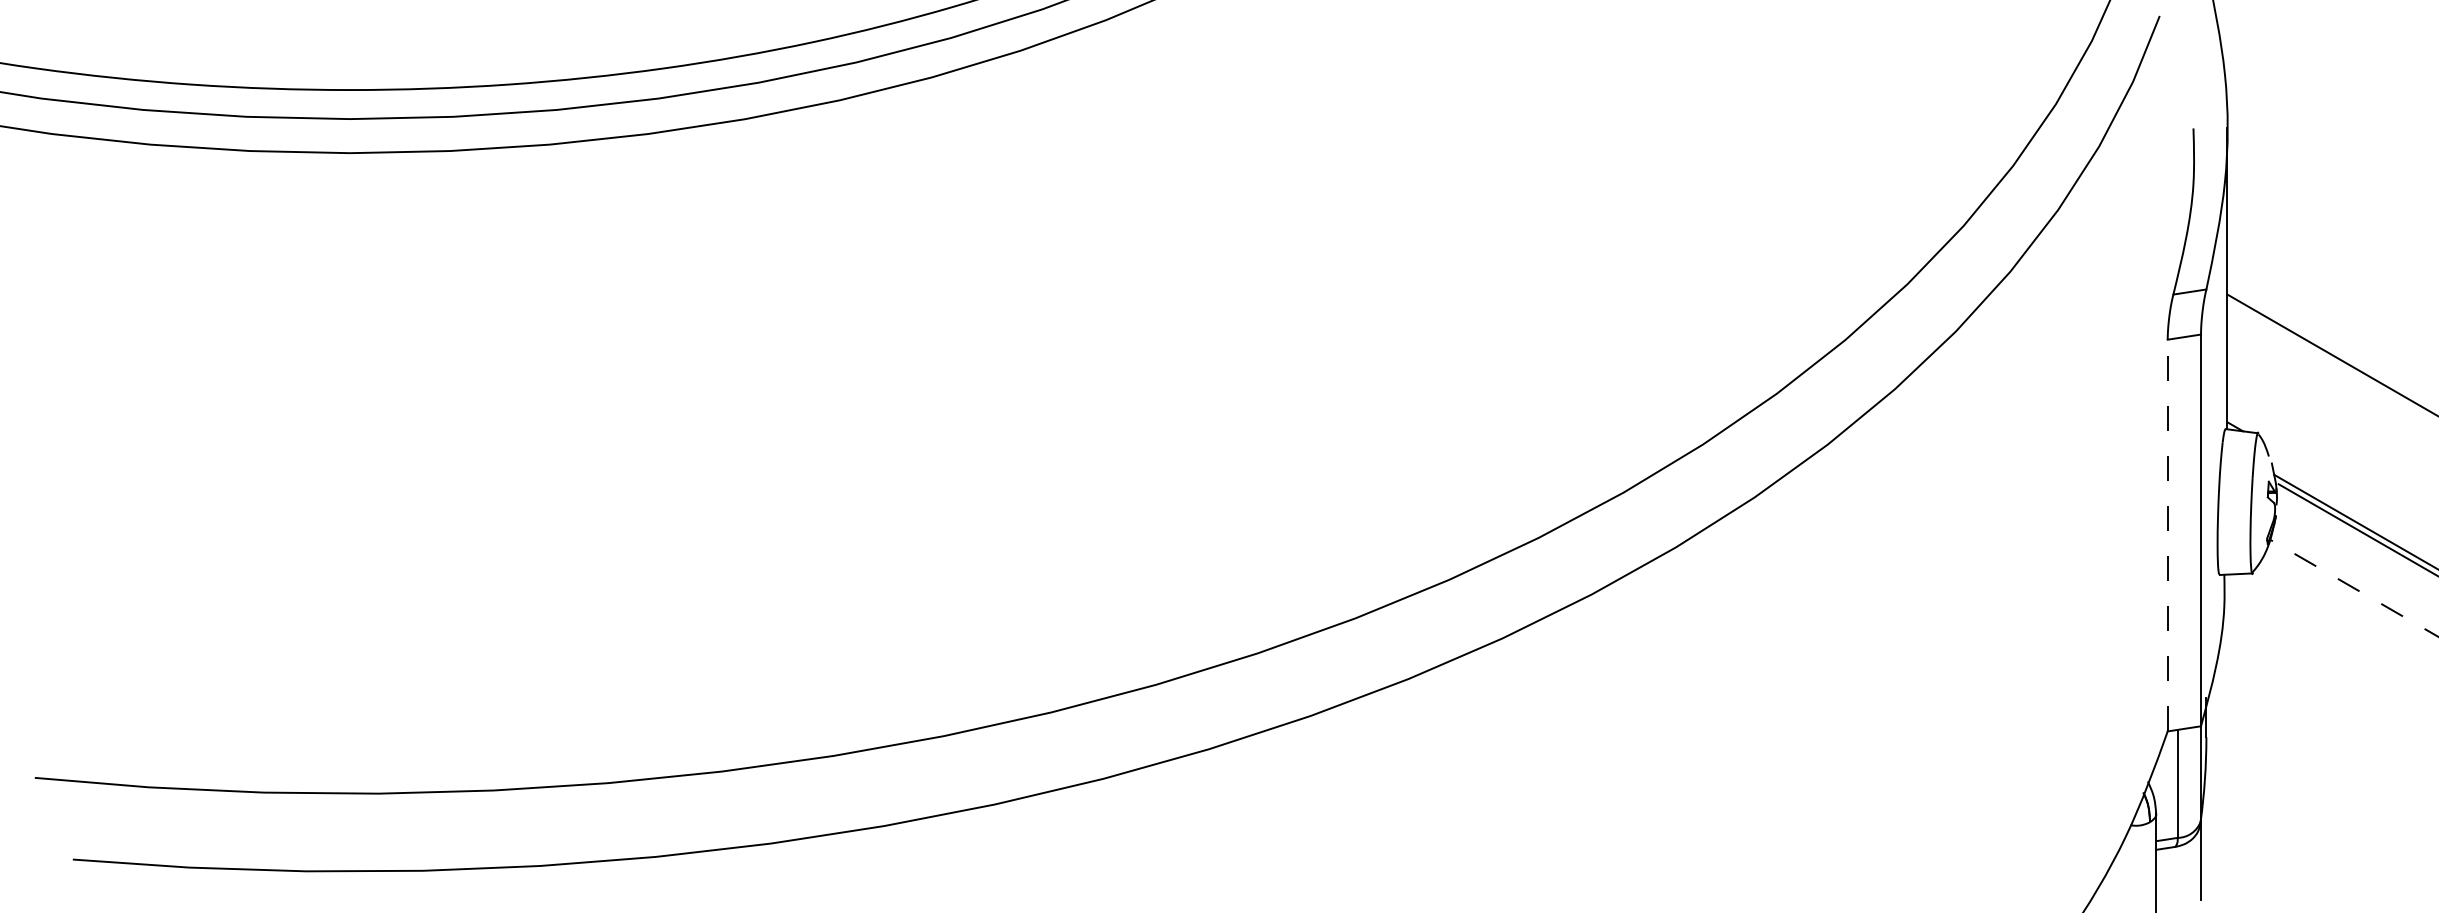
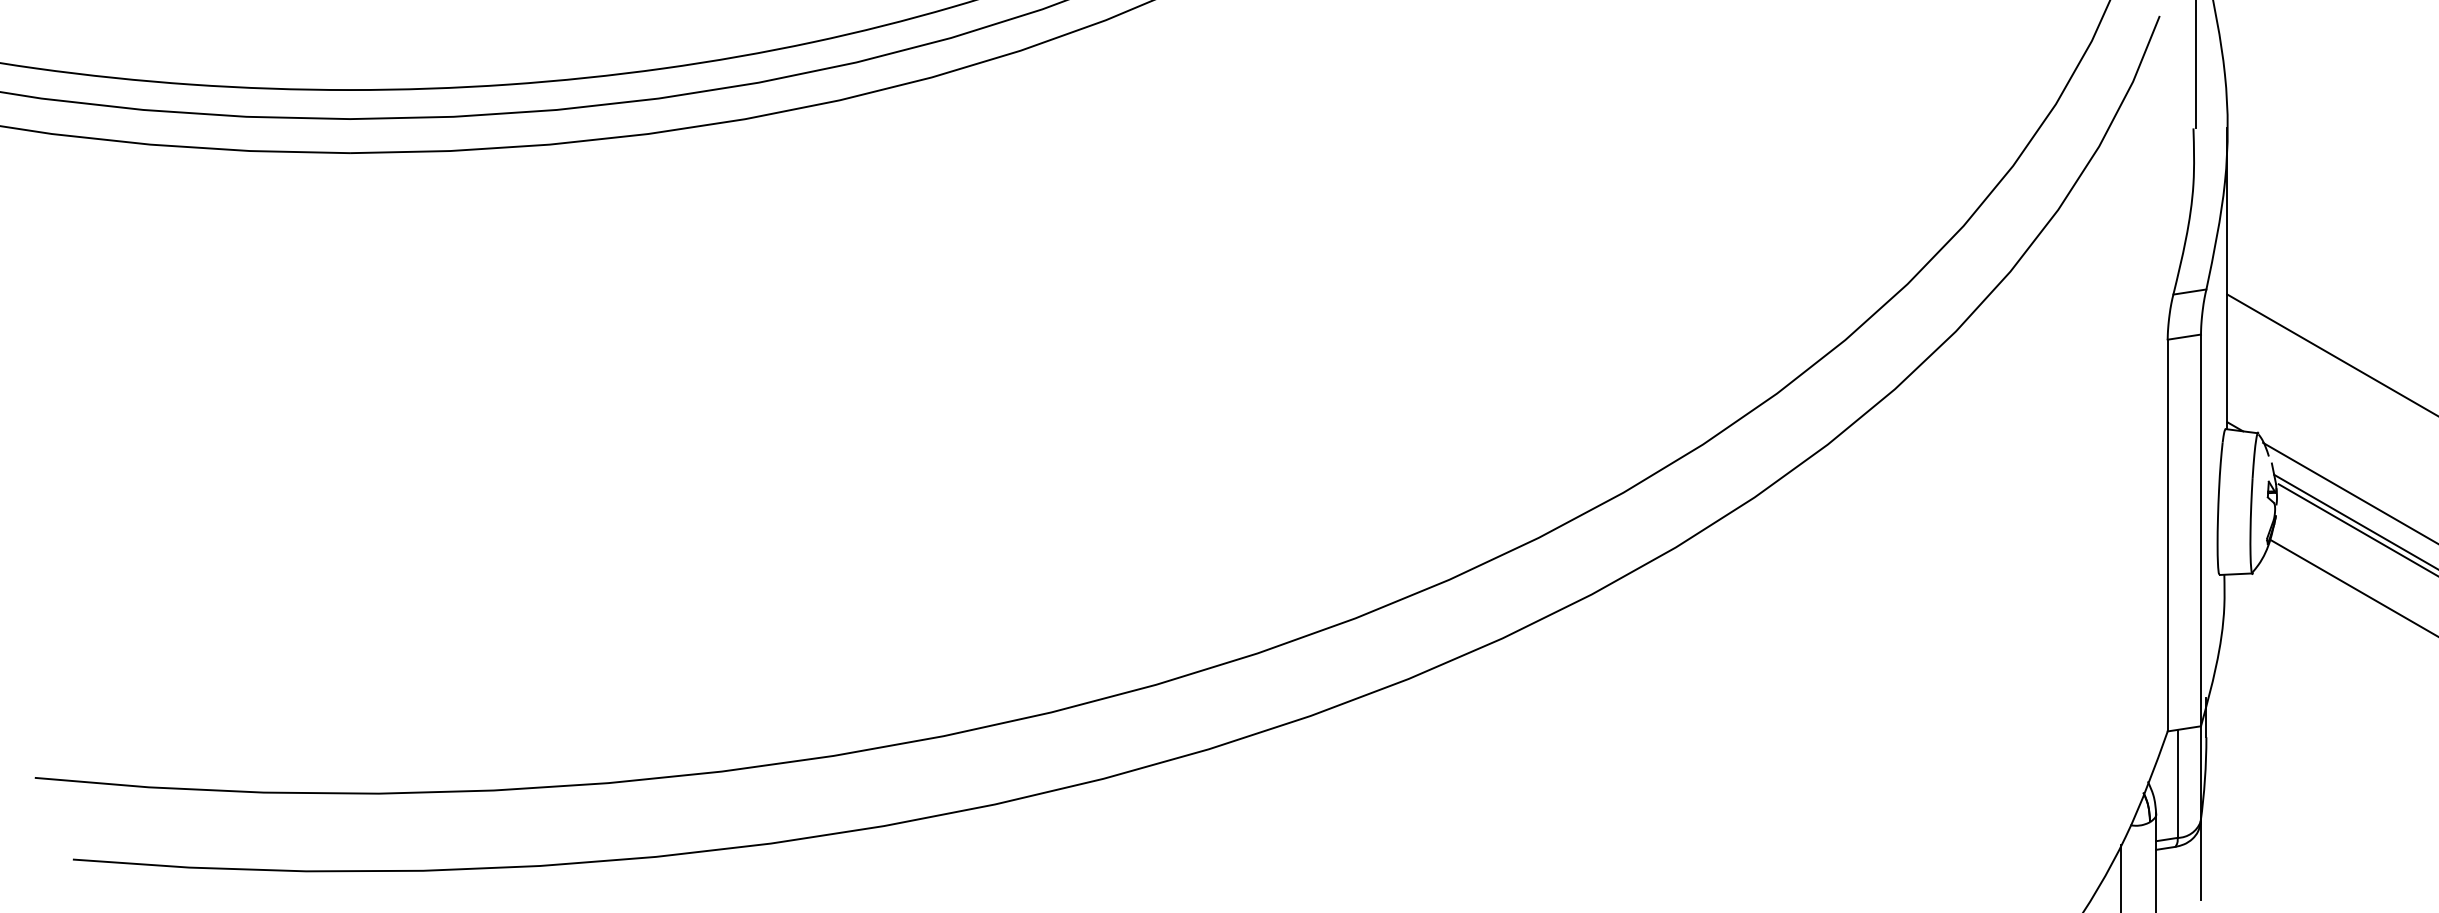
line: none -> present (2195, 65)
line: none -> present (2349, 492)
line: dashed -> solid (2167, 535)
line: dashed -> solid (2354, 588)
line: none -> present (2120, 876)
